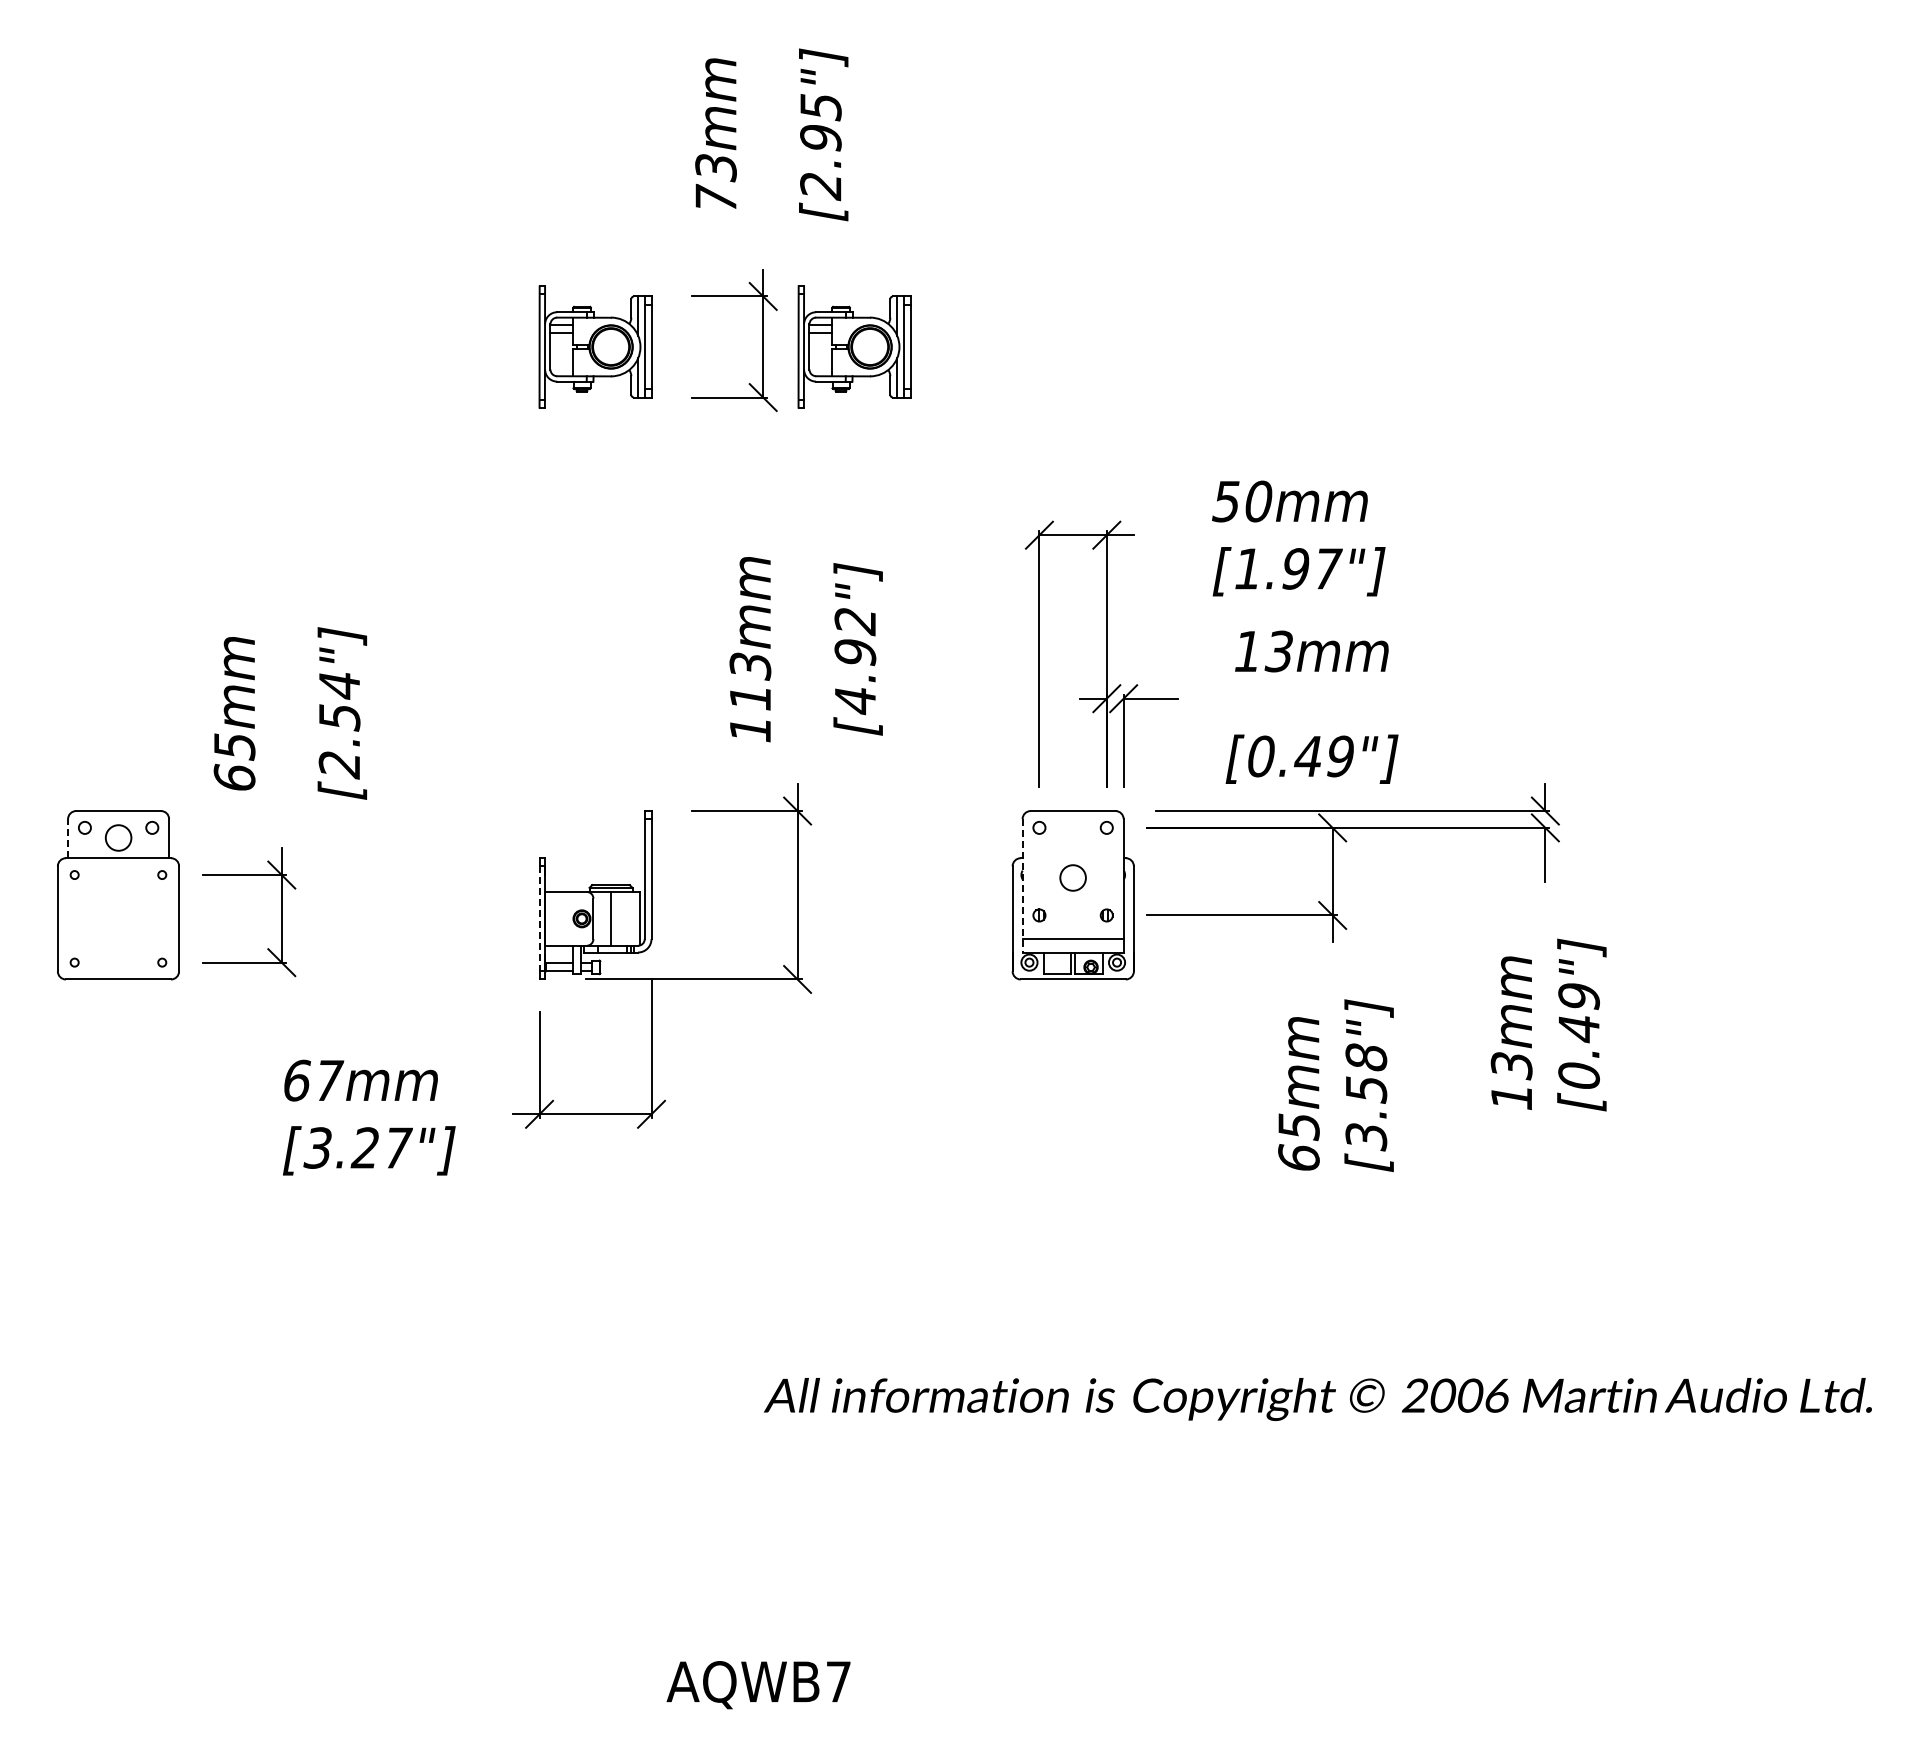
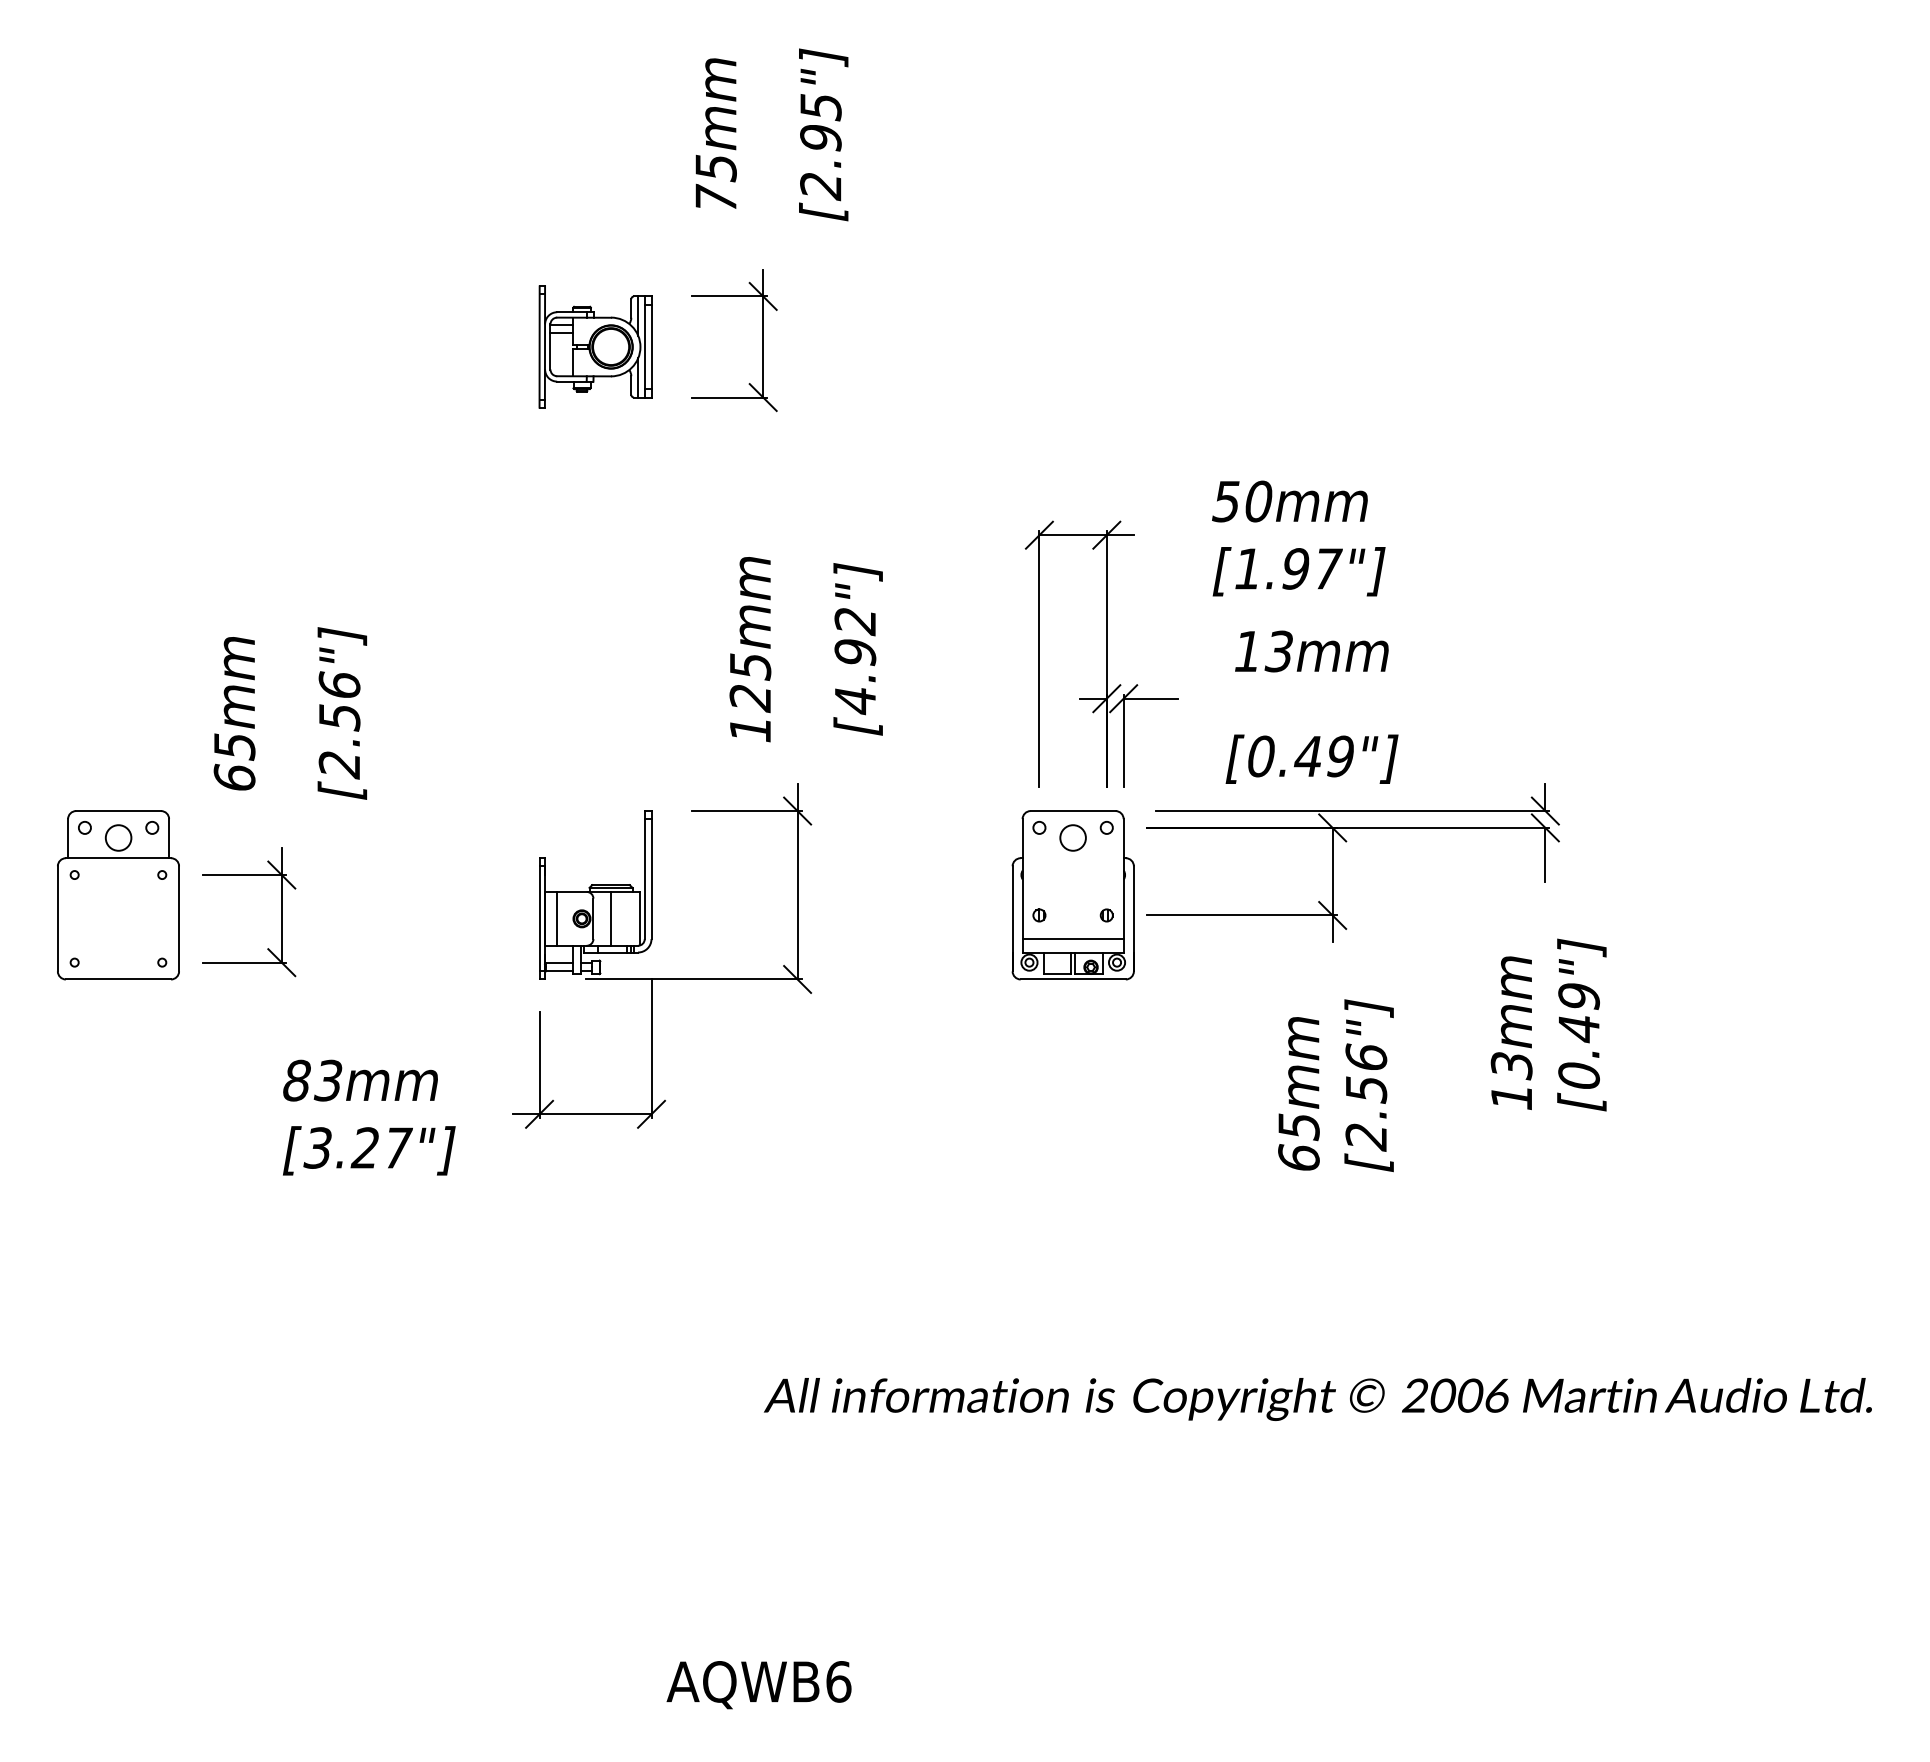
text: 73mm -> 75mm (715, 168)
part: present -> none (854, 346)
text: 113mm -> 125mm (749, 682)
text: [2.54"] -> [2.56"] (339, 685)
line: dashed -> solid (68, 838)
circle position: (1072, 877) -> (1072, 837) (1072, 837)
line: dashed -> solid (1022, 885)
line: dashed -> solid (539, 918)
line: none -> present (557, 918)
text: 67mm -> 83mm (313, 1080)
text: [3.58"] -> [2.56"] (1366, 1097)
text: AQWB7 -> AQWB6 (838, 1681)
